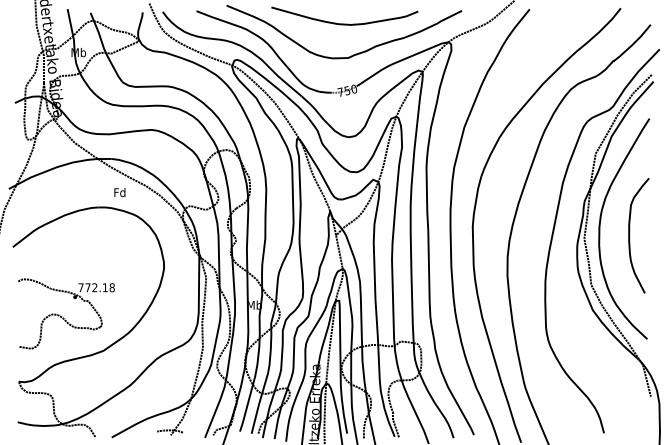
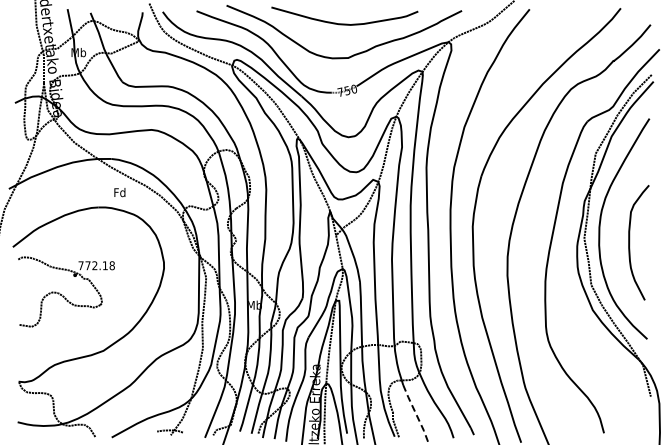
curve position: (630, 235) -> (630, 242) (630, 242)
part position: (66, 313) -> (66, 291) (66, 291)
line: solid -> dashed (416, 413)
